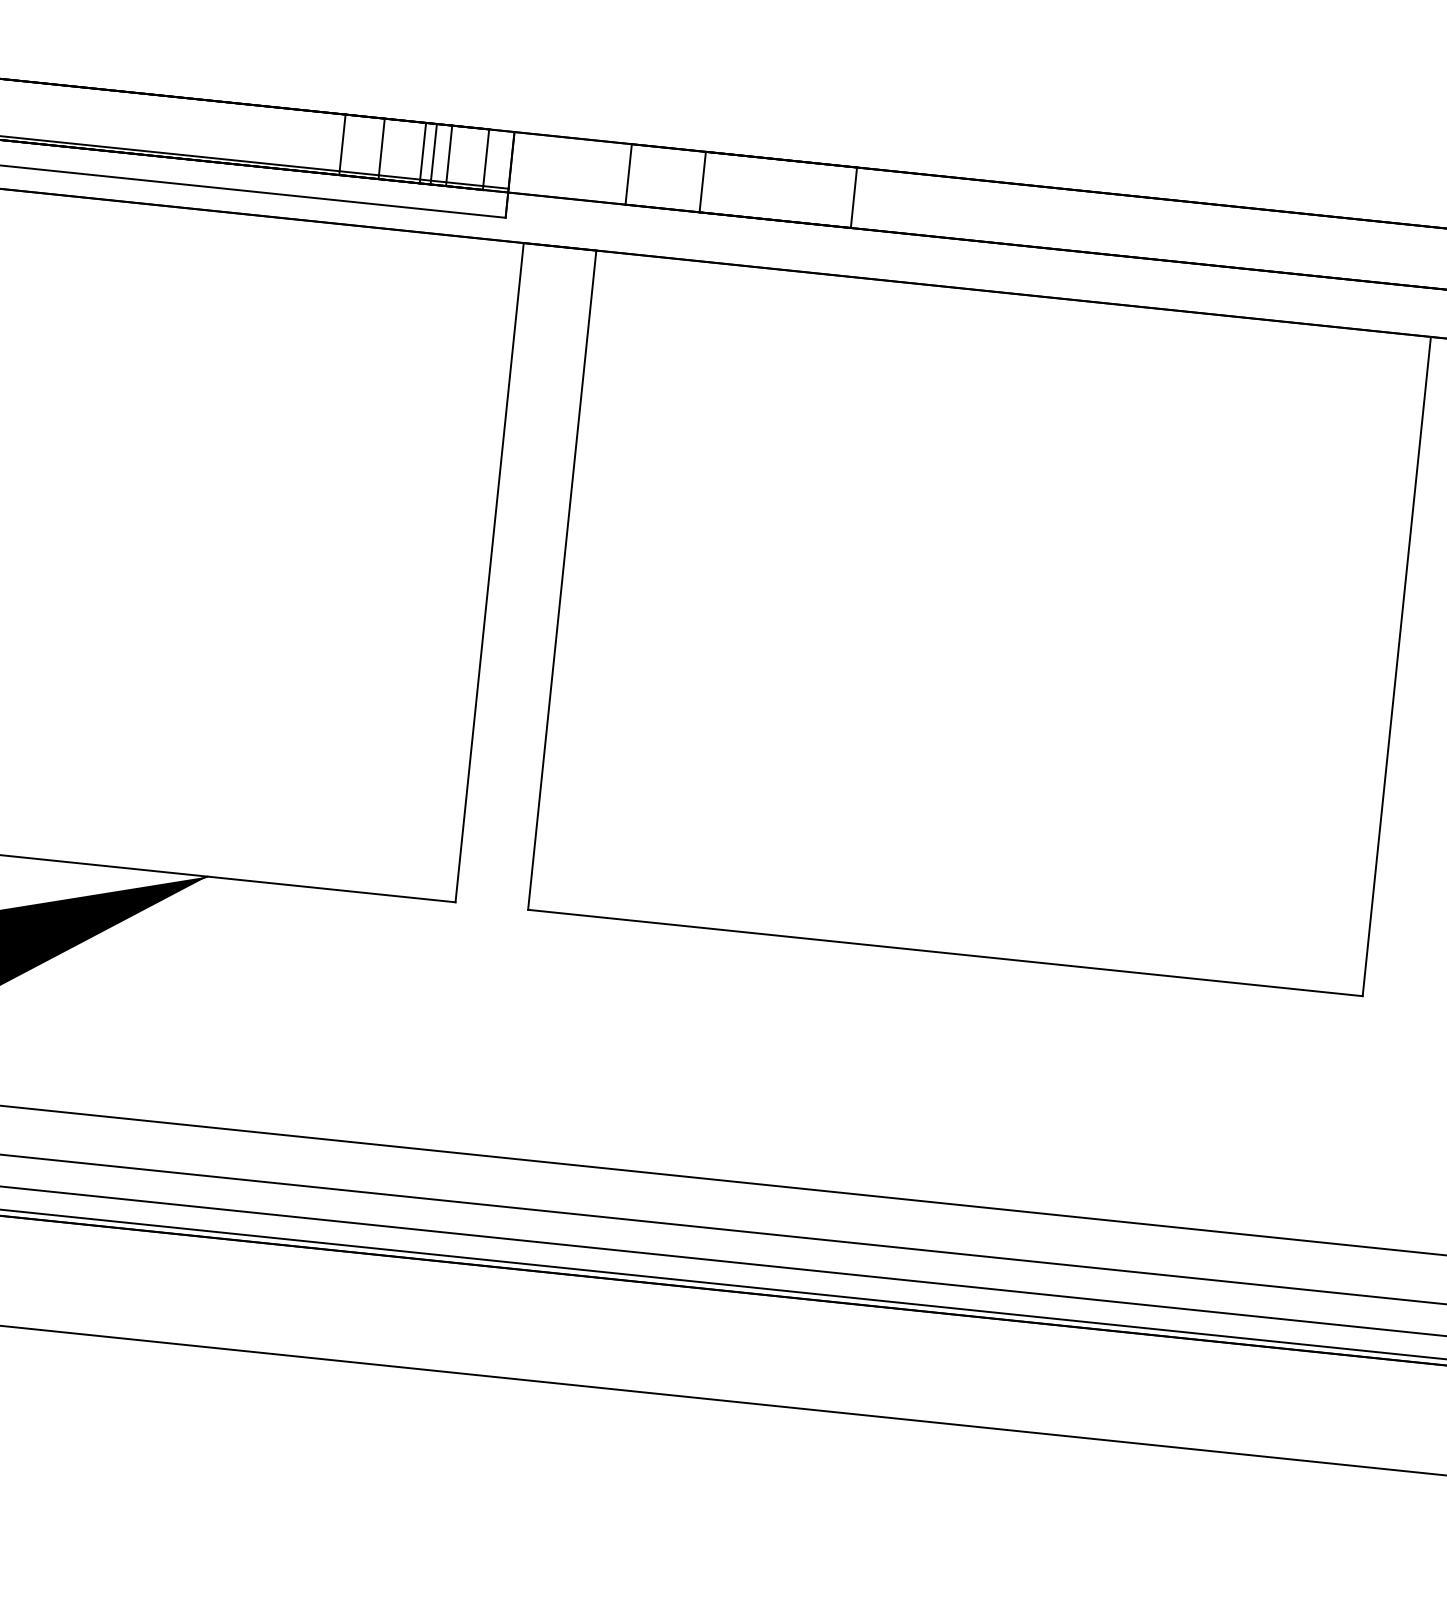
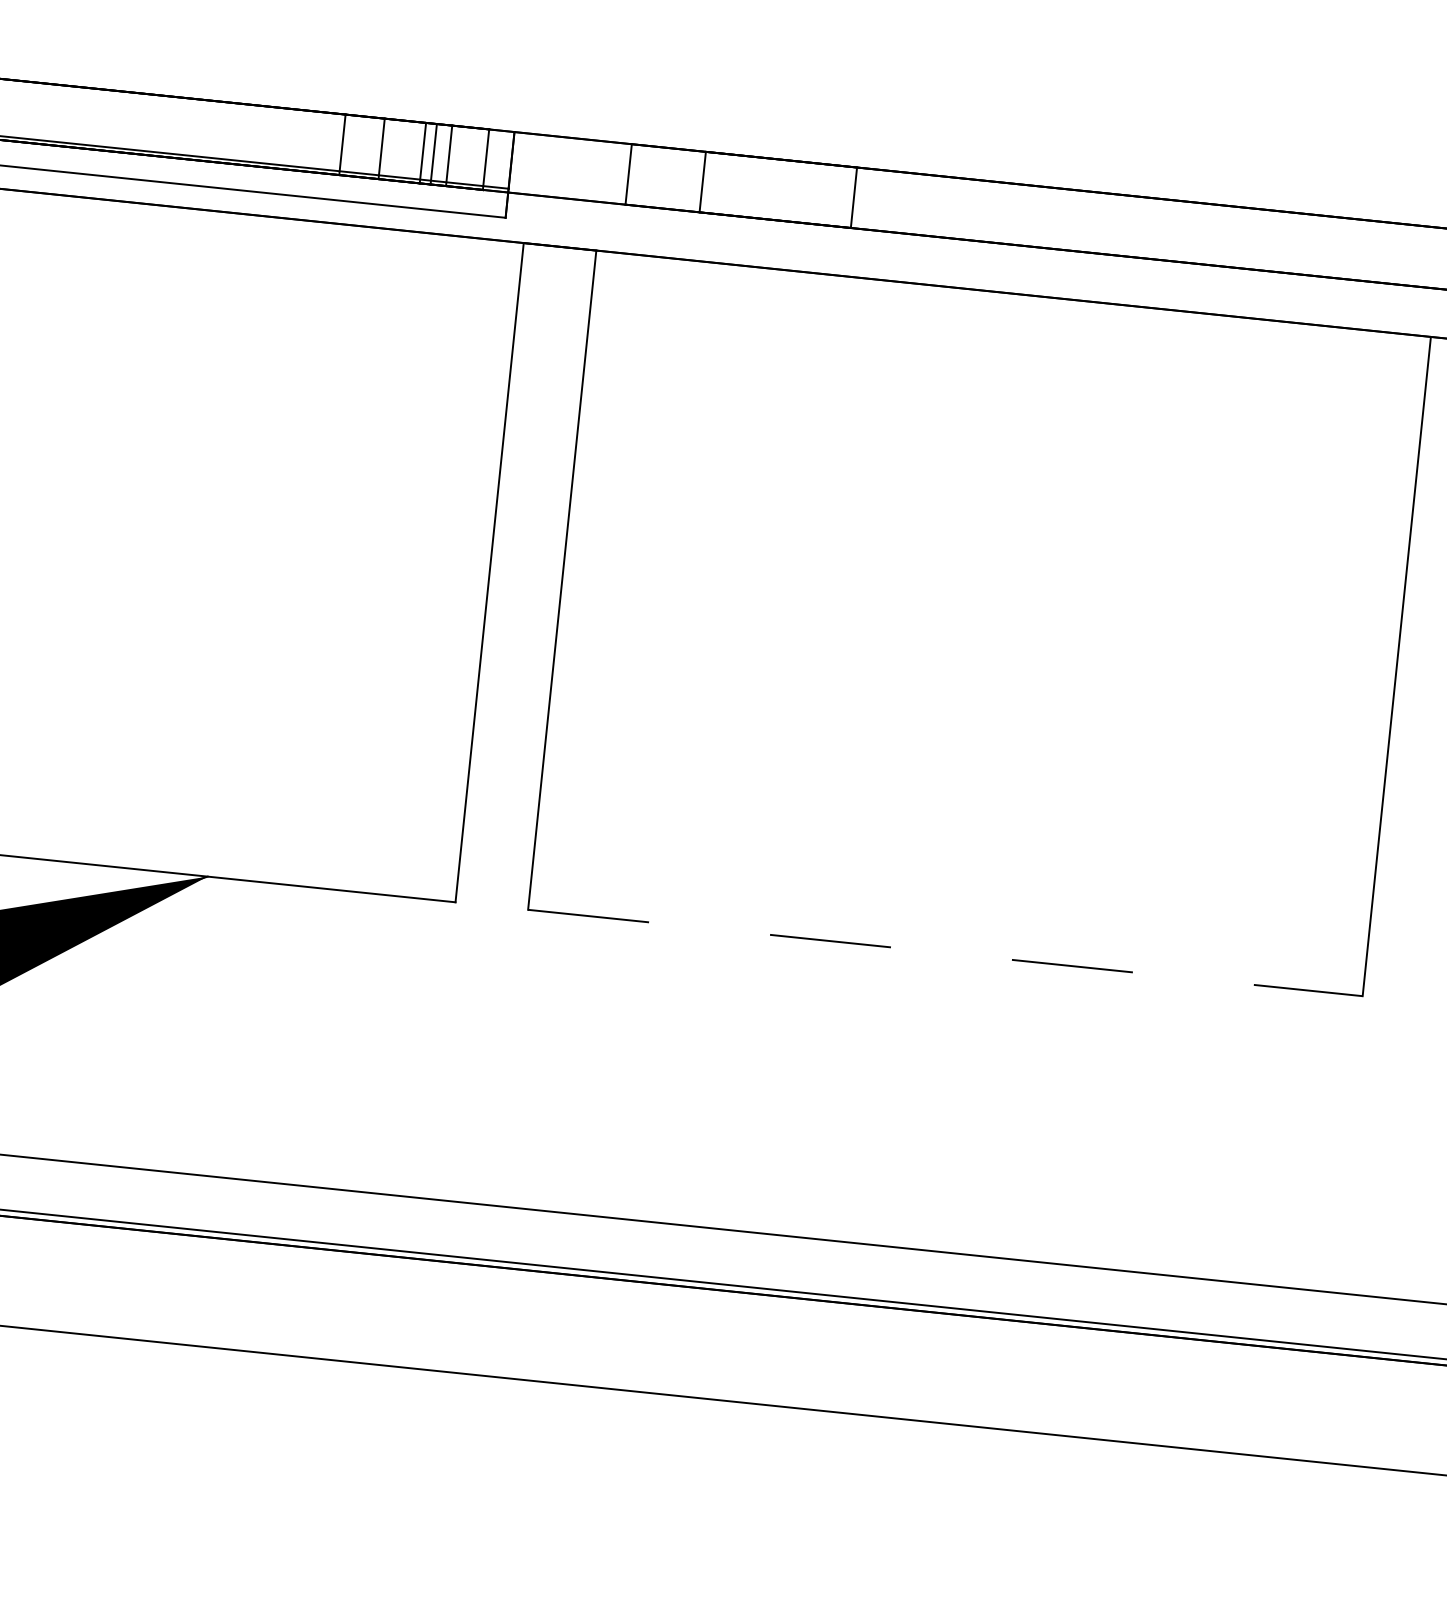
line: solid -> dashed (945, 953)
line: present -> none (722, 1180)
line: present -> none (722, 1260)
